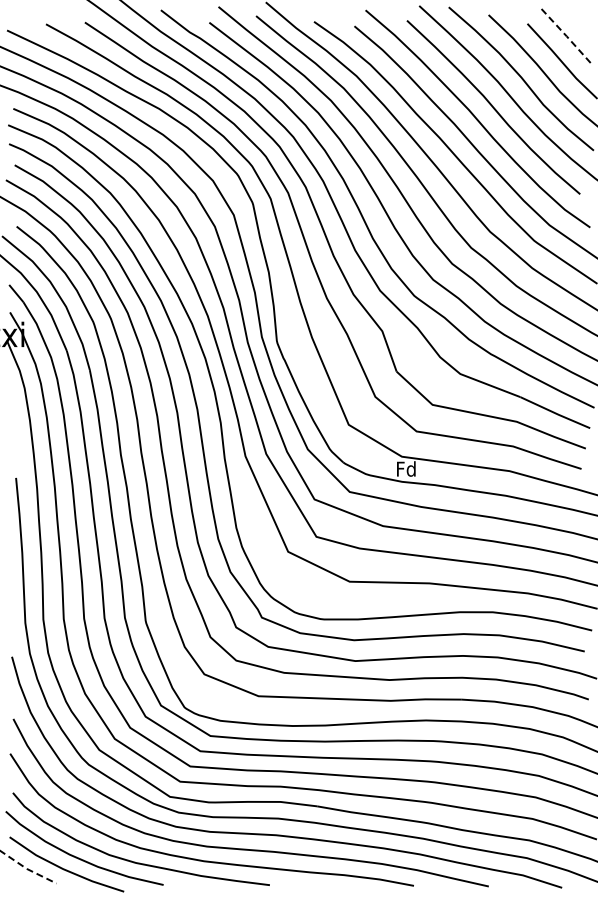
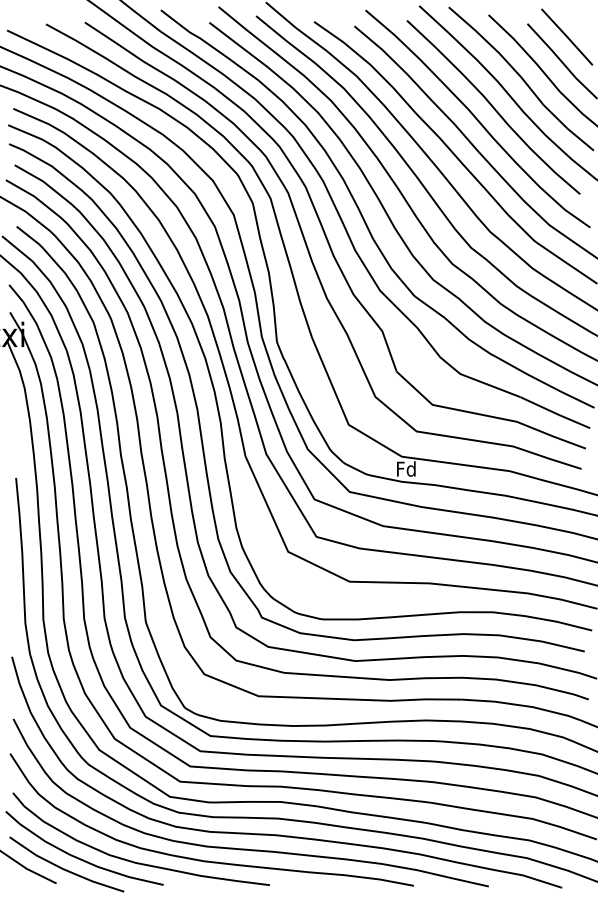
line: dashed -> solid (566, 36)
line: dashed -> solid (26, 868)
